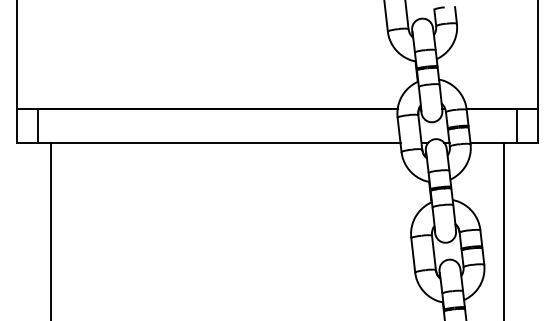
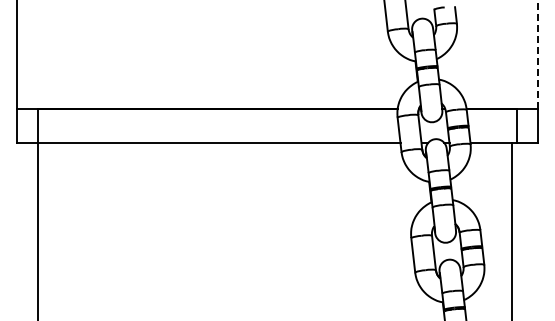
line: solid -> dashed (538, 54)
line position: (51, 230) -> (38, 230) (38, 230)
line position: (503, 230) -> (511, 230) (511, 230)
